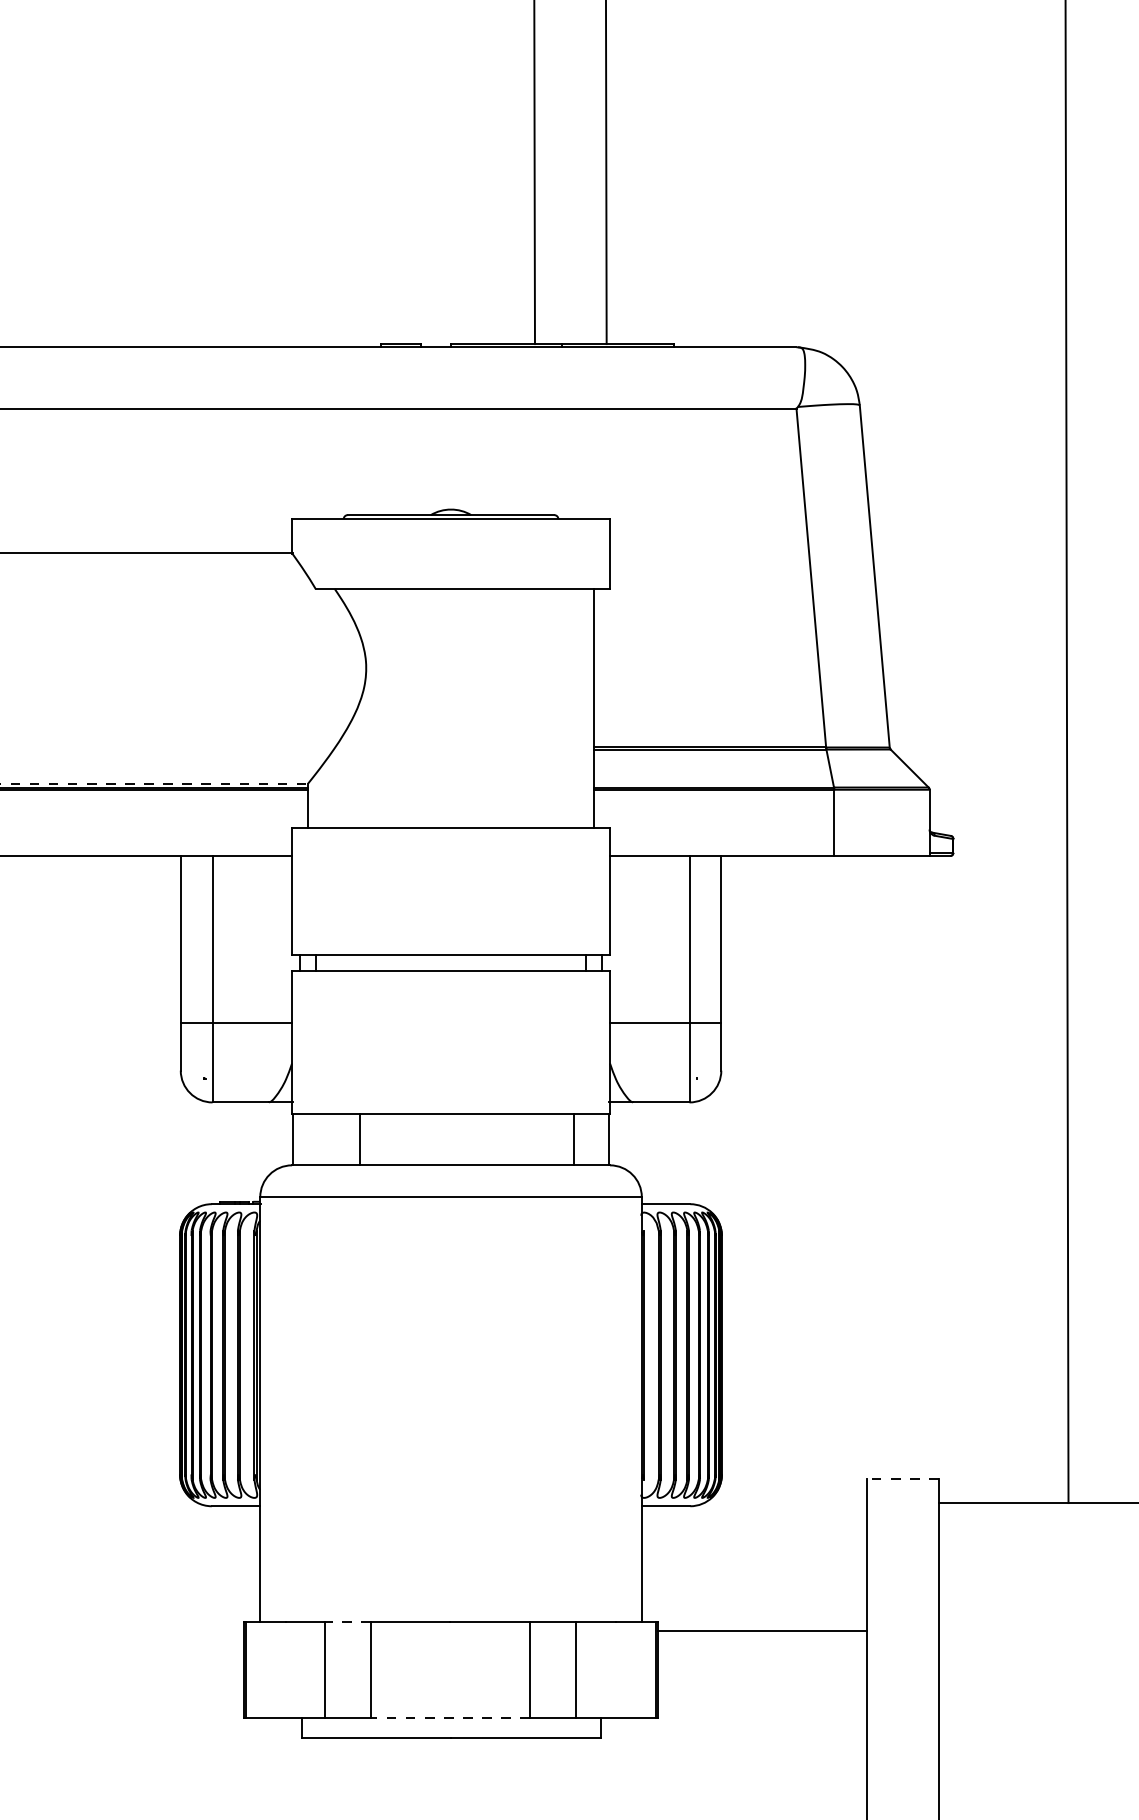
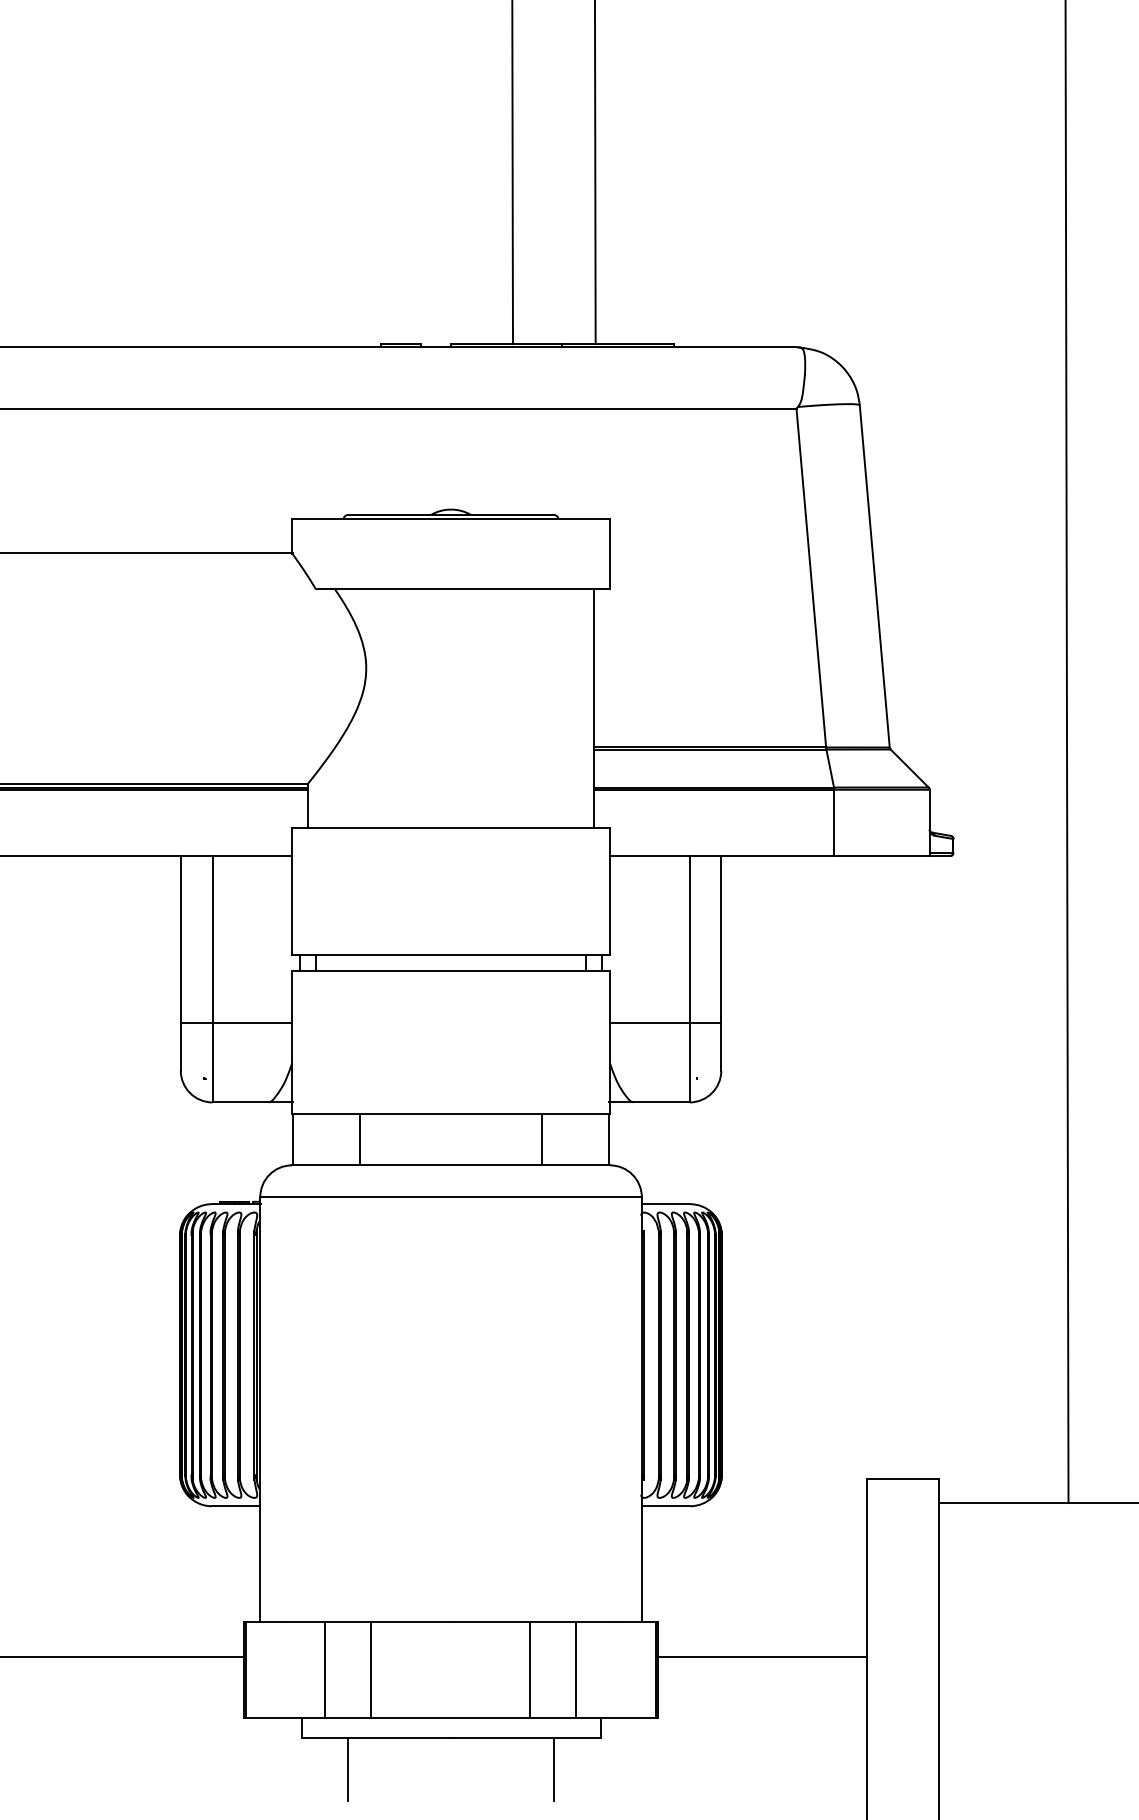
line position: (534, 173) -> (512, 173) (512, 173)
line position: (605, 173) -> (594, 173) (594, 173)
line: dashed -> solid (154, 783)
line position: (574, 1139) -> (542, 1139) (542, 1139)
line: dashed -> solid (902, 1479)
line: dashed -> solid (348, 1622)
line position: (762, 1631) -> (762, 1657) (762, 1657)
line: none -> present (123, 1657)
line: dashed -> solid (449, 1717)
line: none -> present (347, 1768)
line: none -> present (554, 1768)
